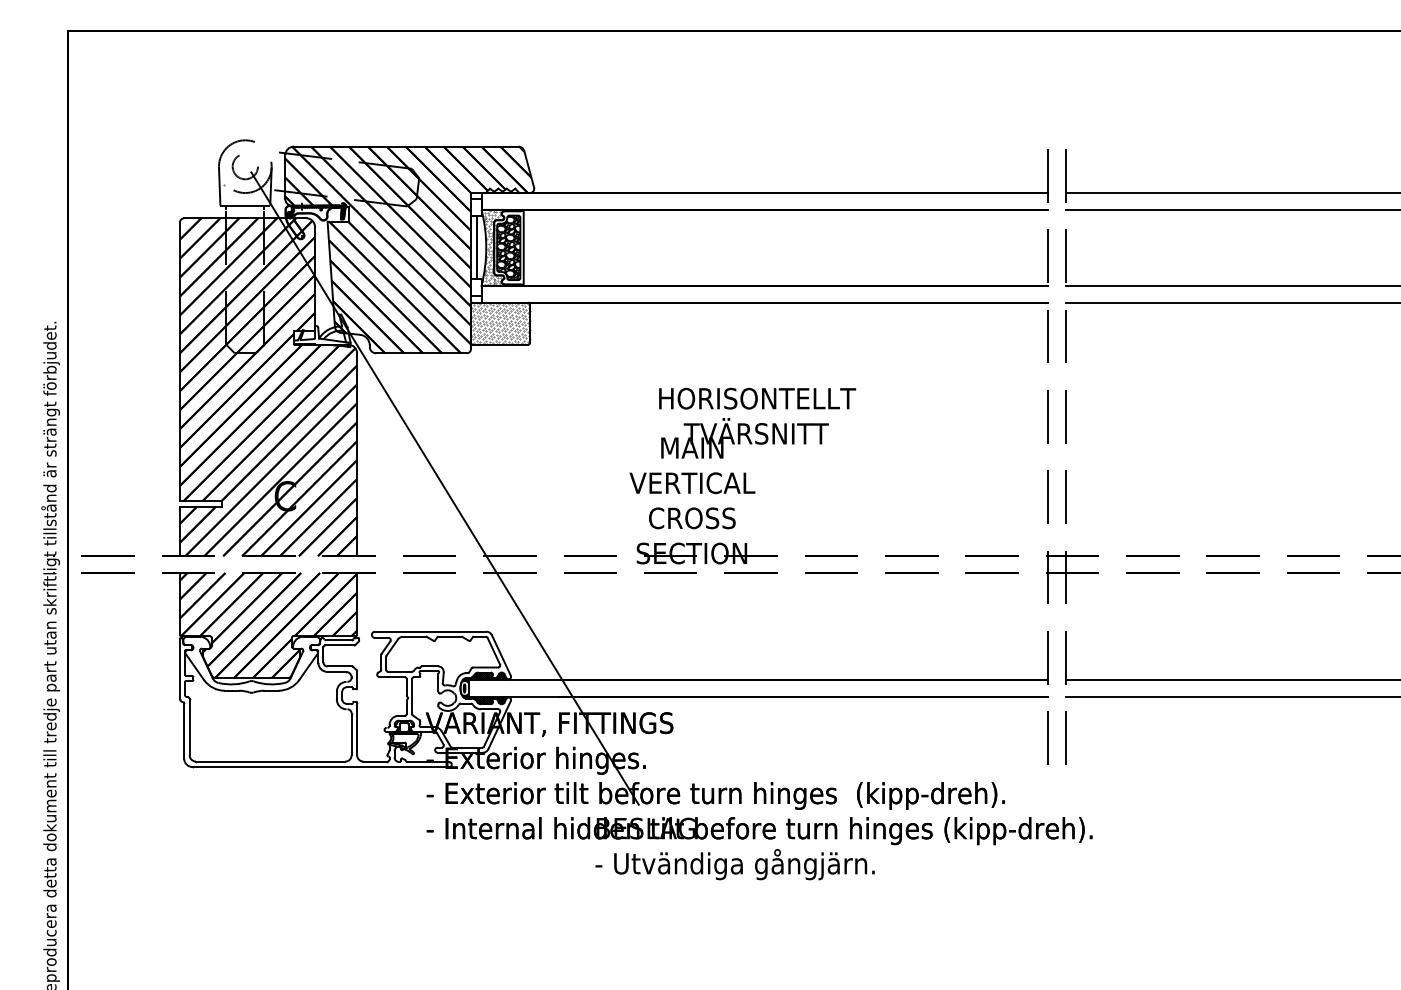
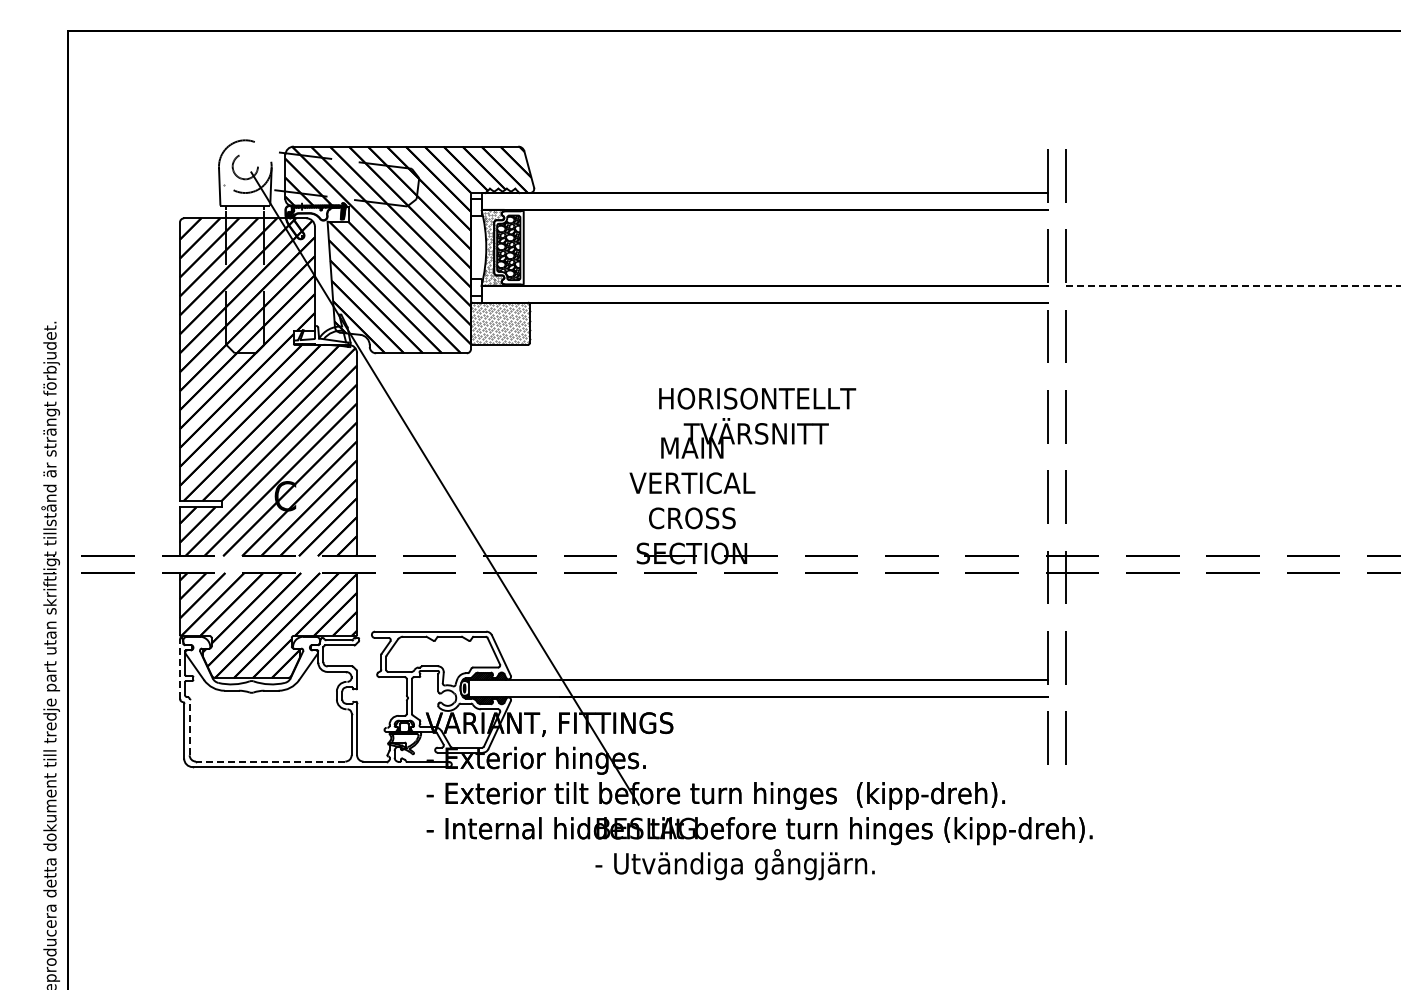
line: present -> none (1231, 193)
line: present -> none (1231, 209)
line: present -> none (477, 247)
line: solid -> dashed (1233, 285)
line: present -> none (1231, 302)
line: solid -> dashed (179, 668)
line: present -> none (1231, 679)
line: present -> none (1231, 696)
line: solid -> dashed (189, 726)
line: solid -> dashed (270, 761)
